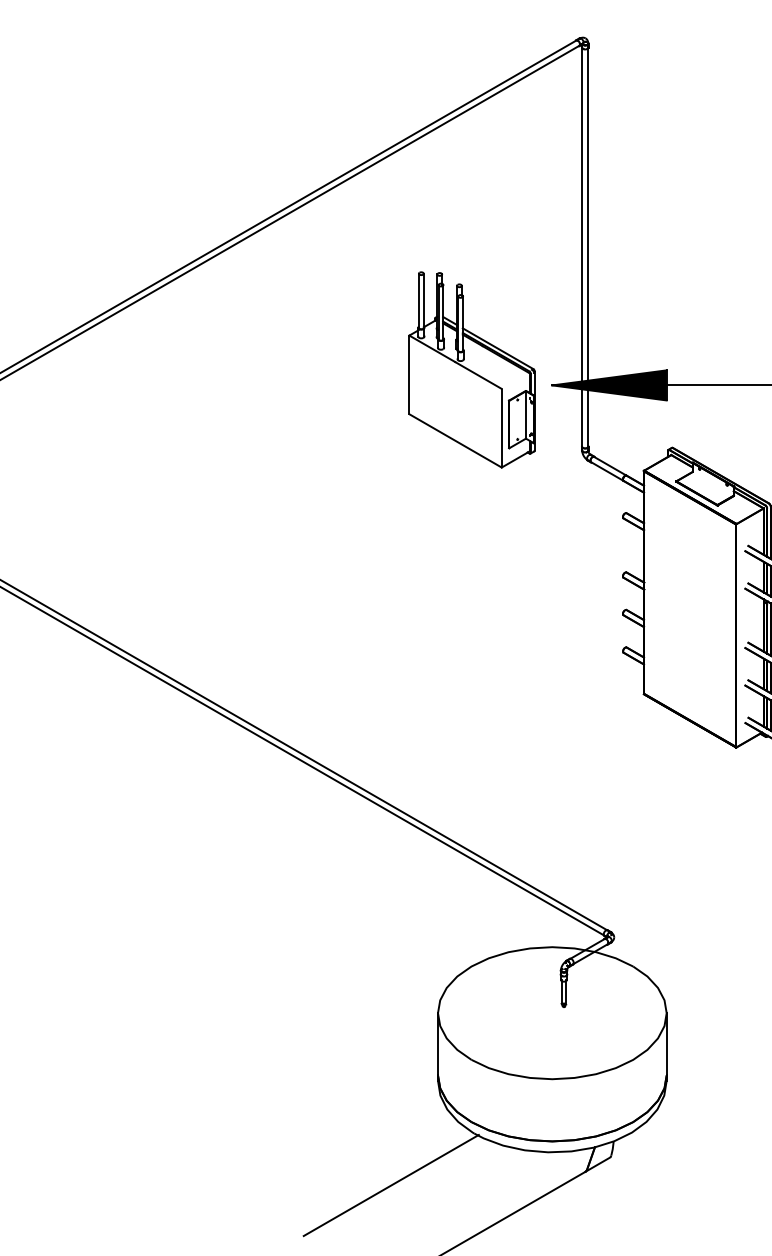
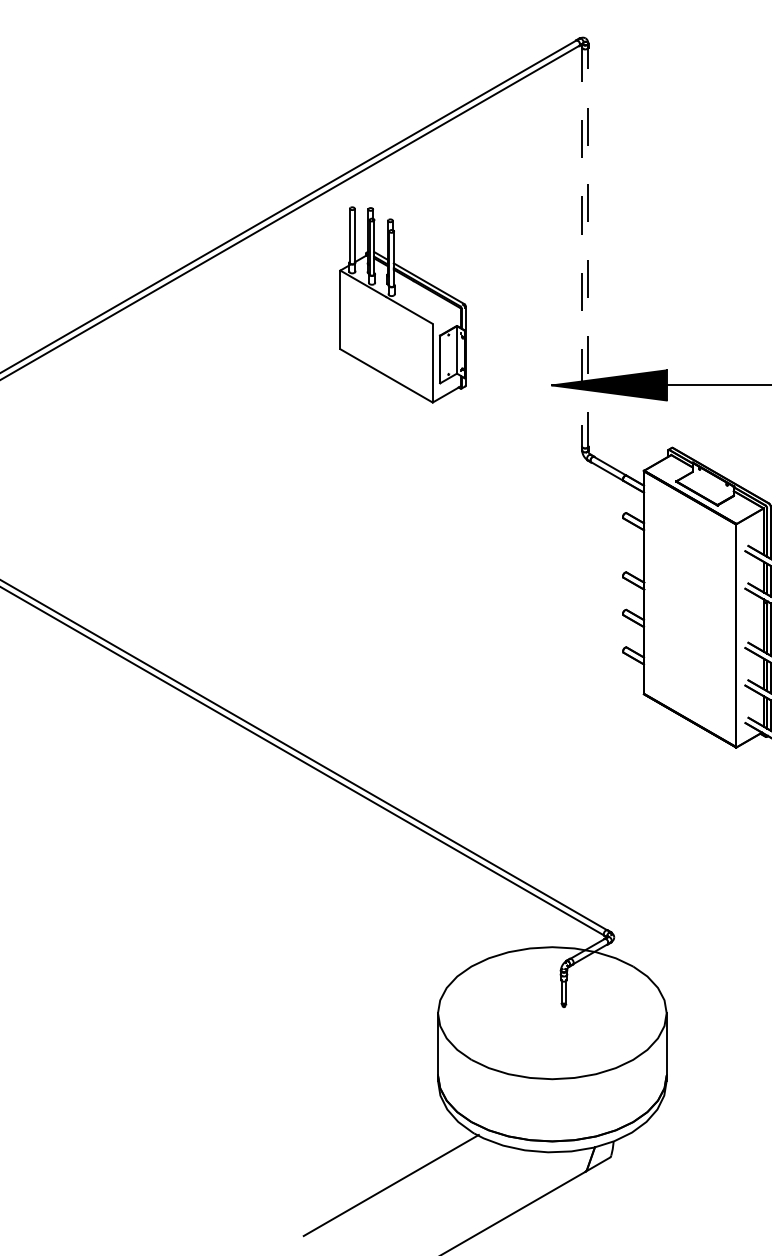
line: solid -> dashed (582, 247)
line: solid -> dashed (588, 247)
part position: (471, 369) -> (402, 304) (402, 304)
